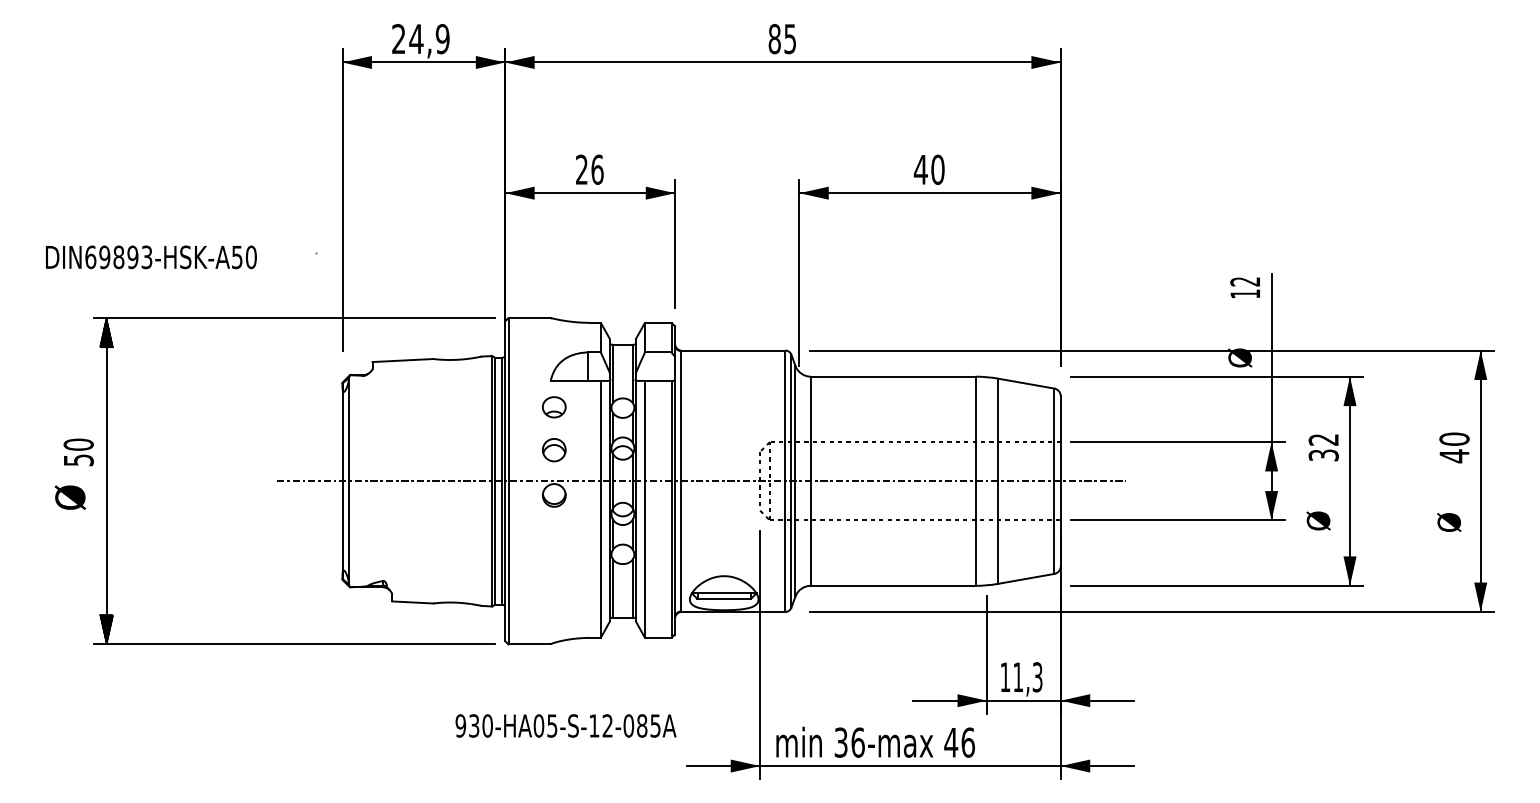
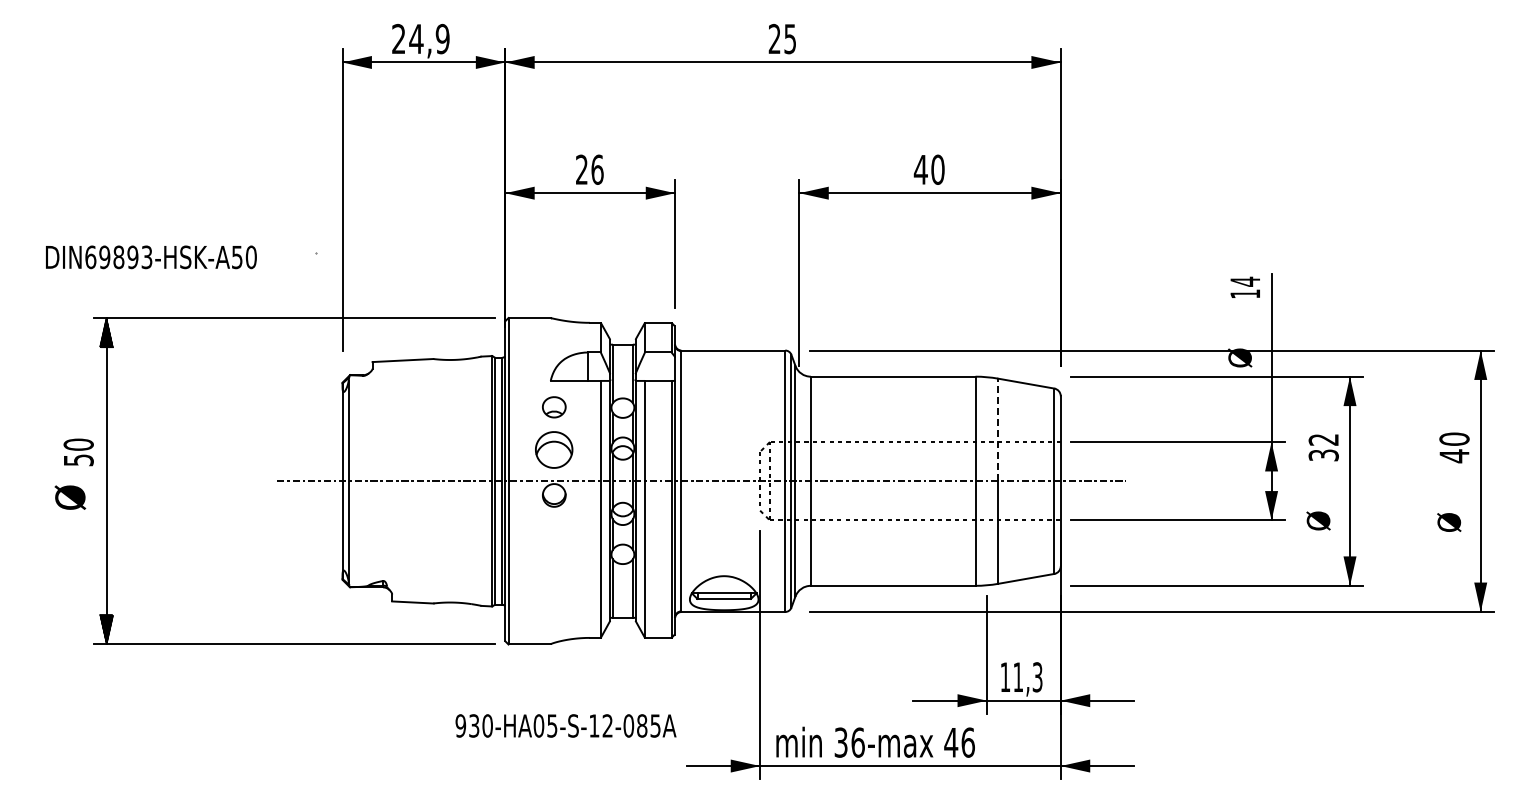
text: 85 -> 25 (774, 39)
text: 12 -> 14 (1244, 281)
line: solid -> dashed (998, 429)
part size: 25x25 px -> 39x38 px (554, 449)
